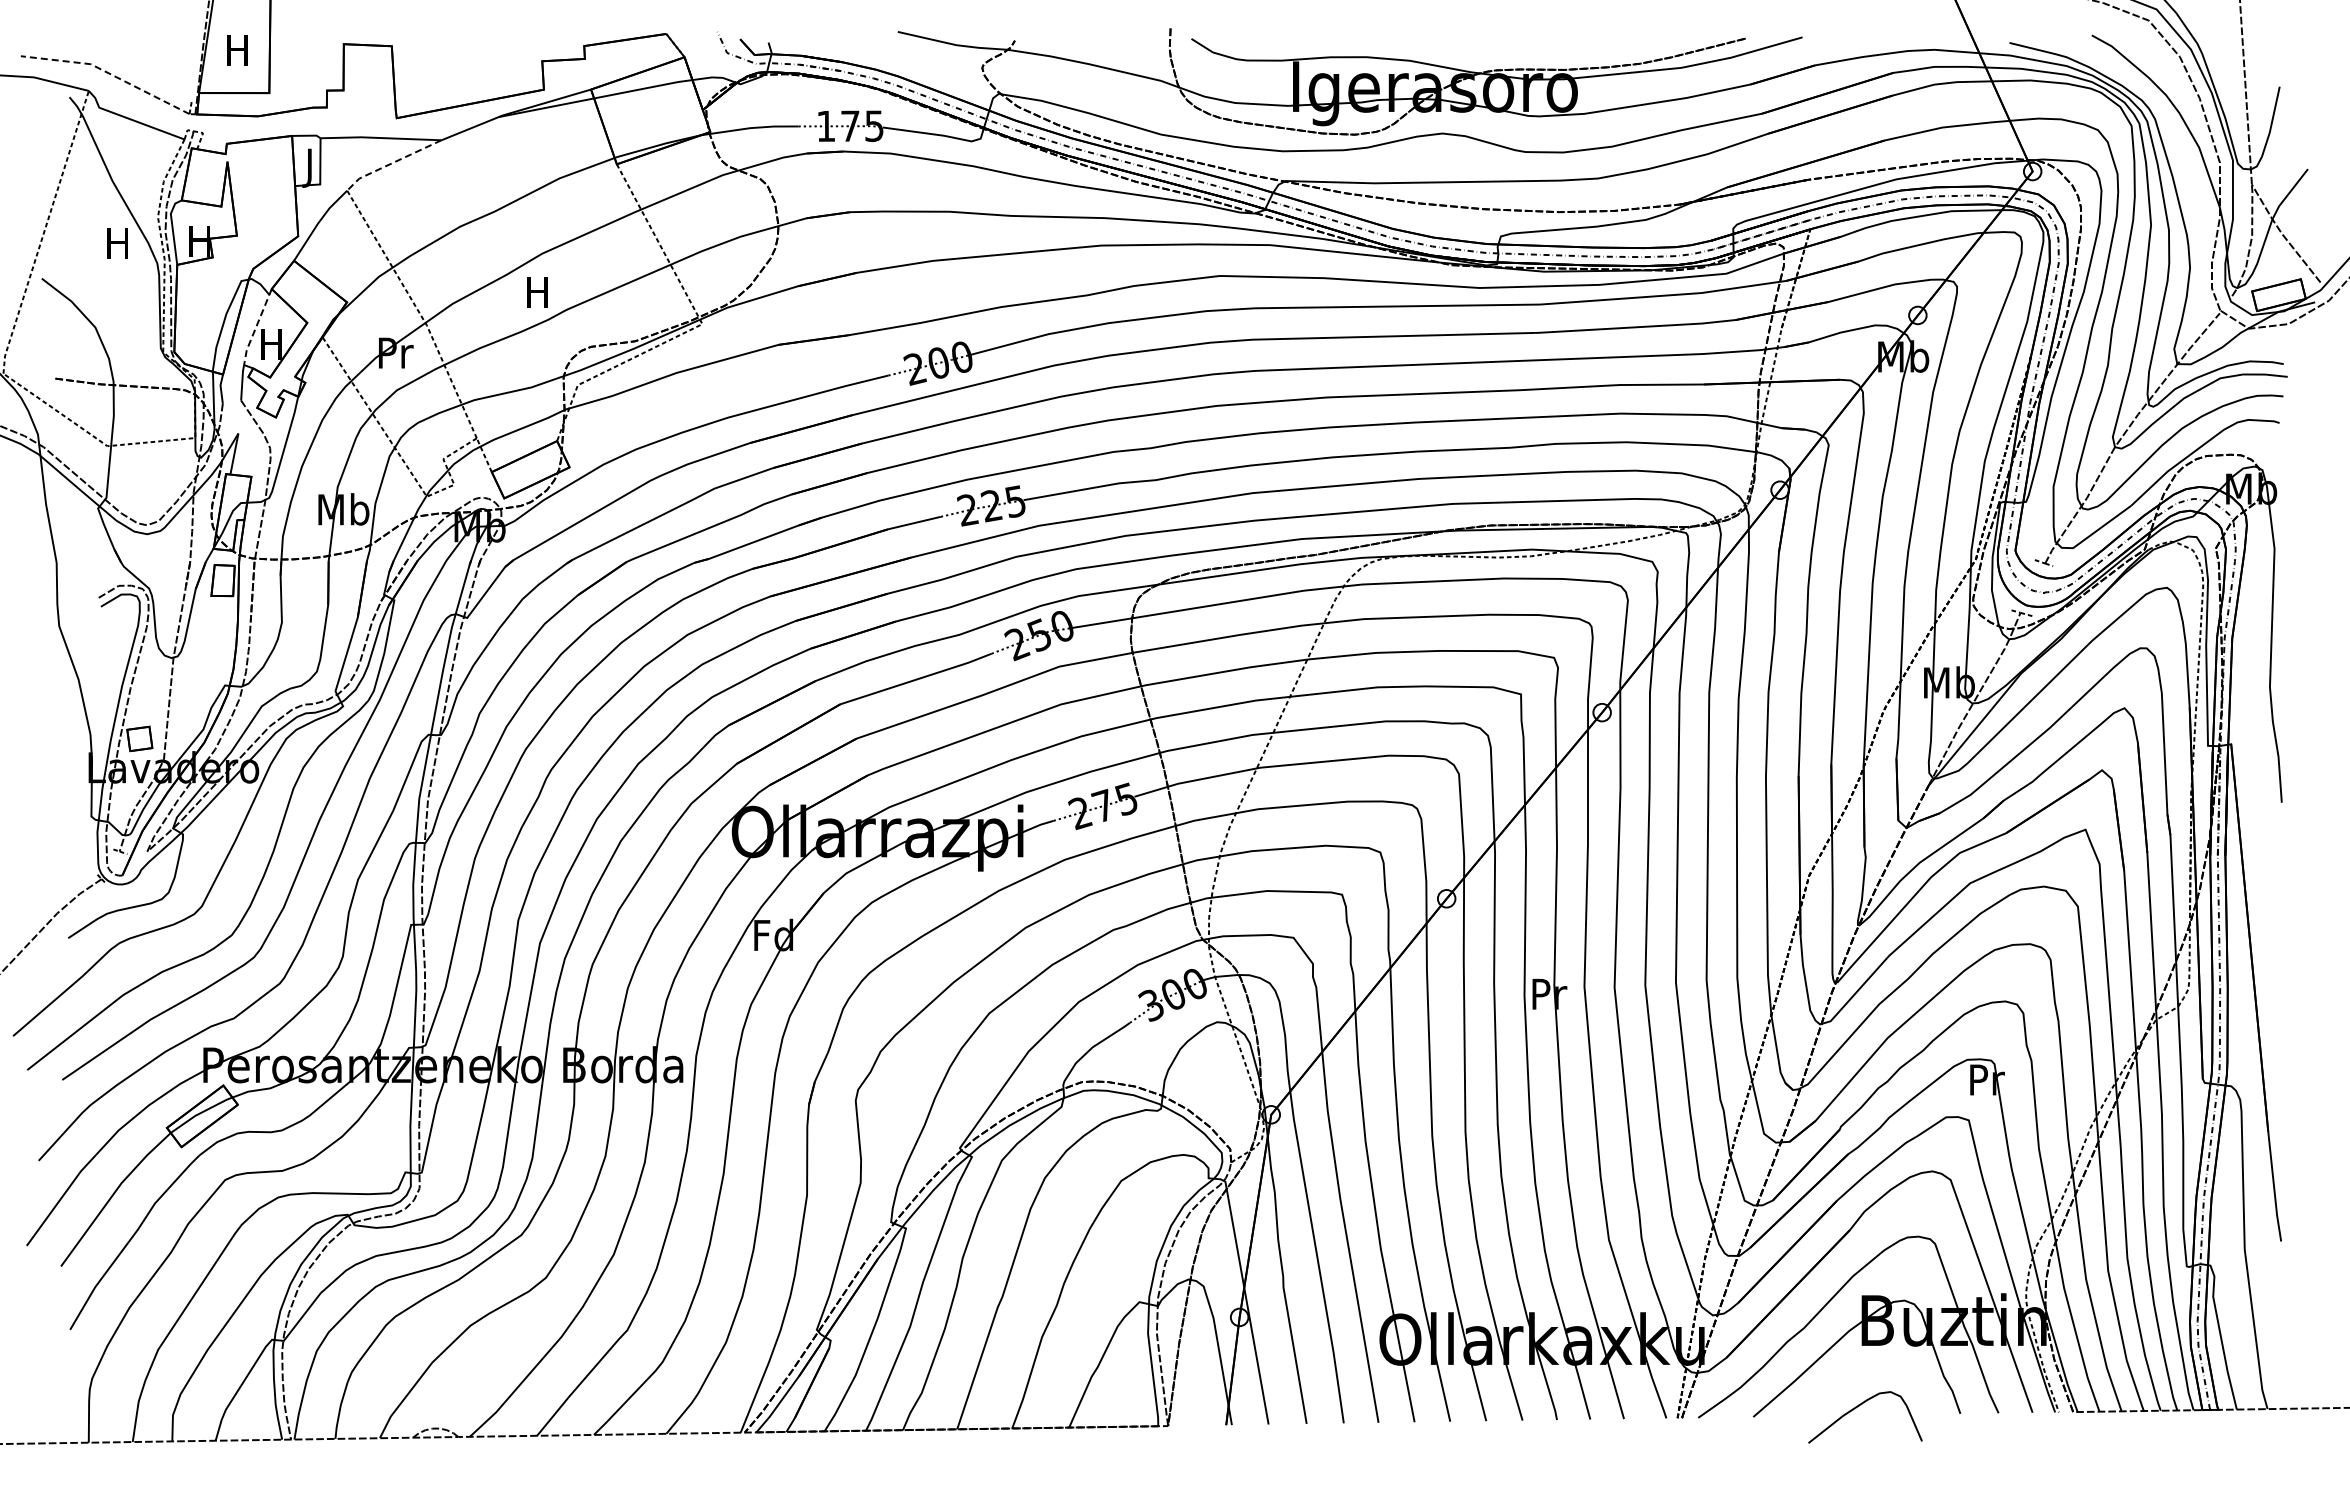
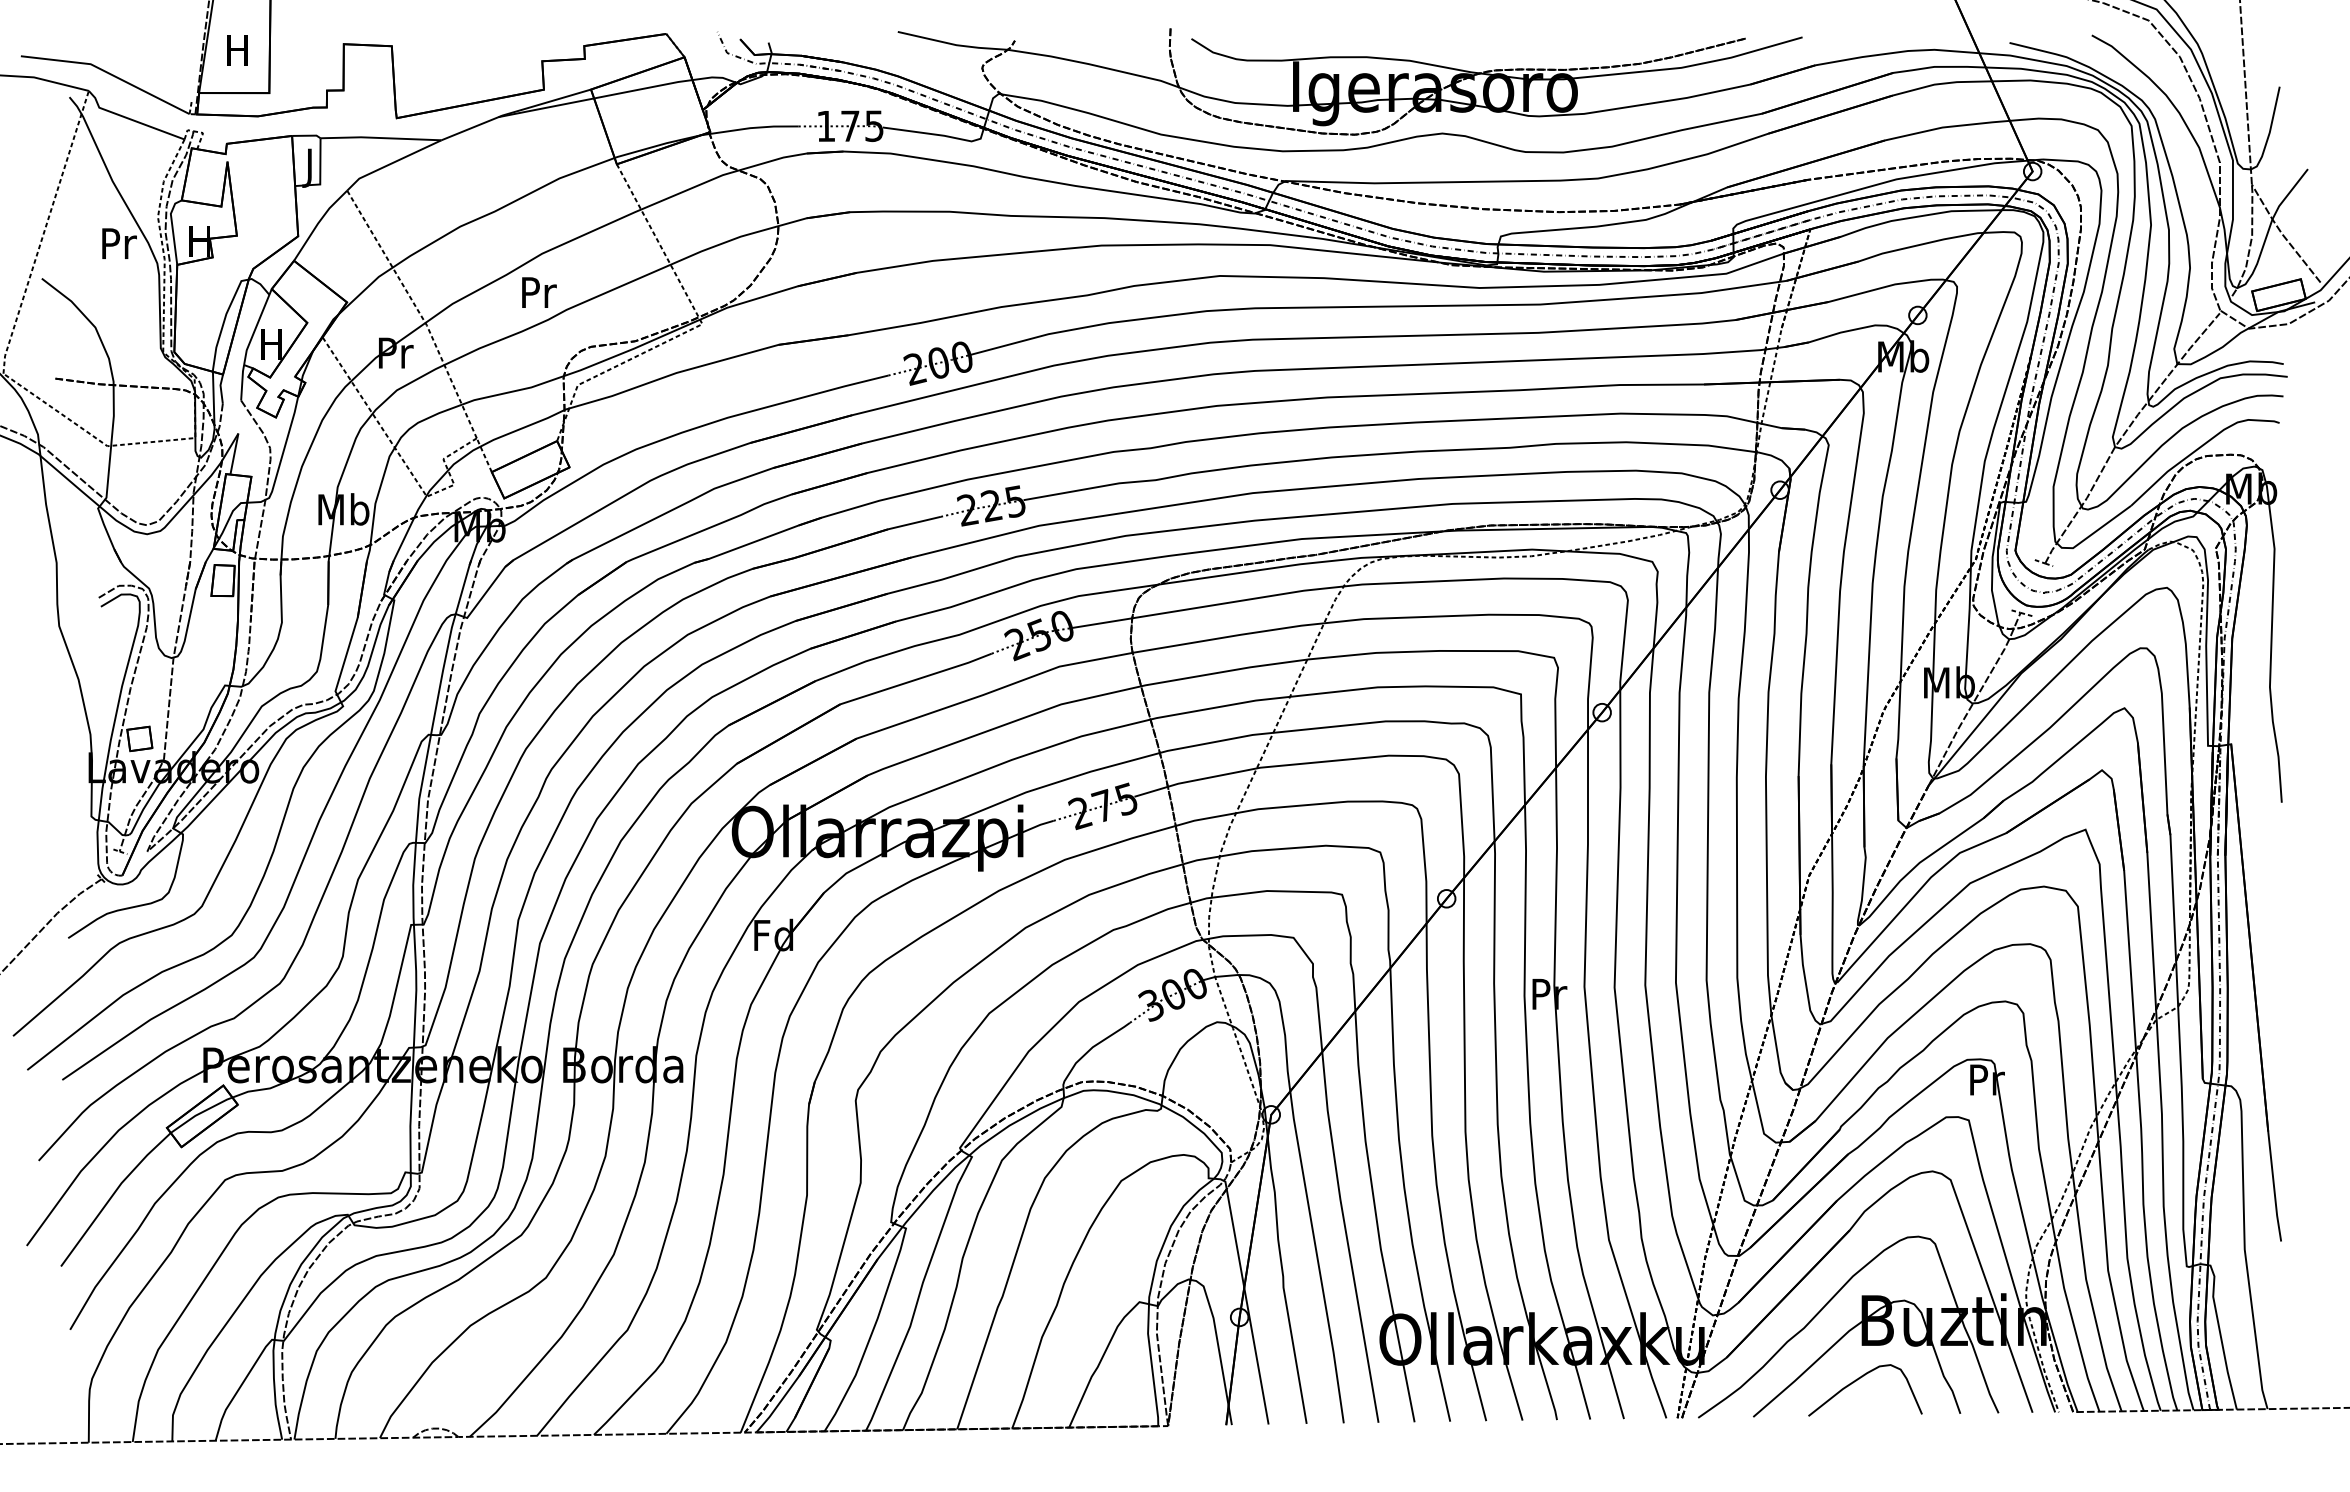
line: dashed -> solid (107, 72)
line: dashed -> solid (391, 163)
text: H -> Pr (119, 243)
text: H -> Pr (539, 292)
line: dashed -> solid (256, 327)
curve position: (1859, 1406) -> (1859, 1379) (1859, 1379)
